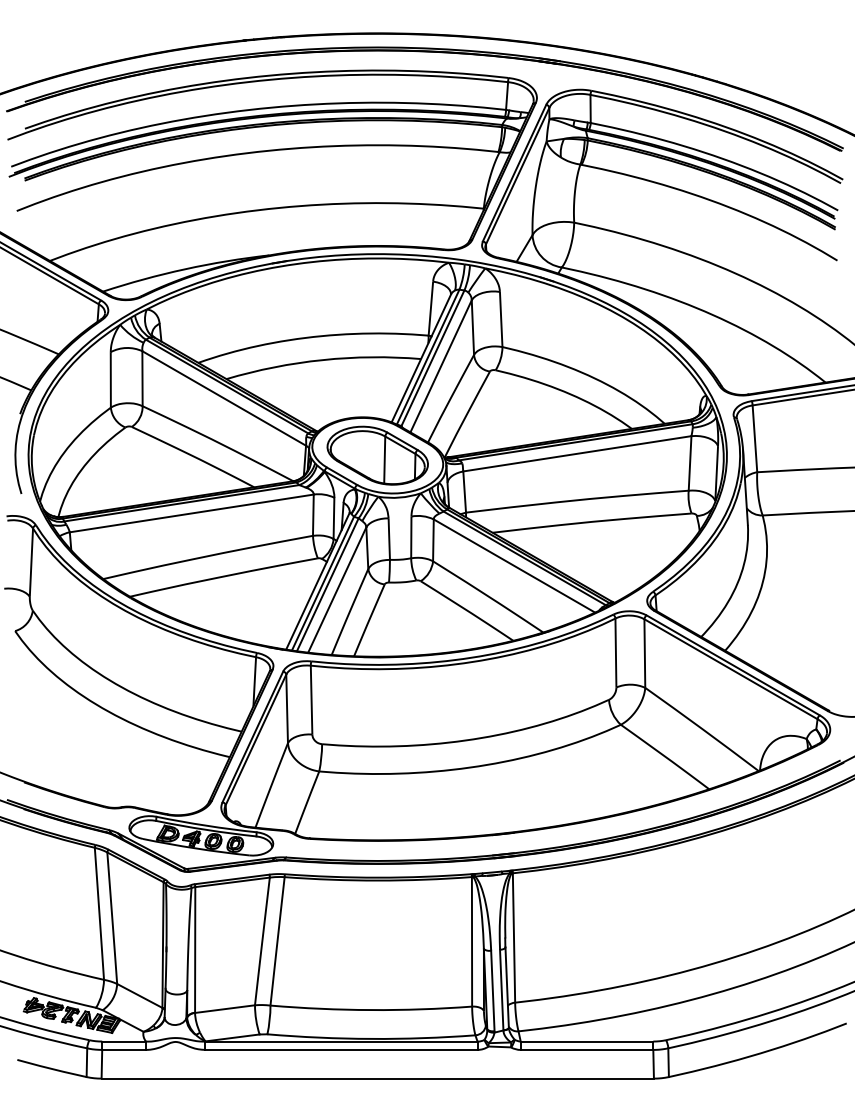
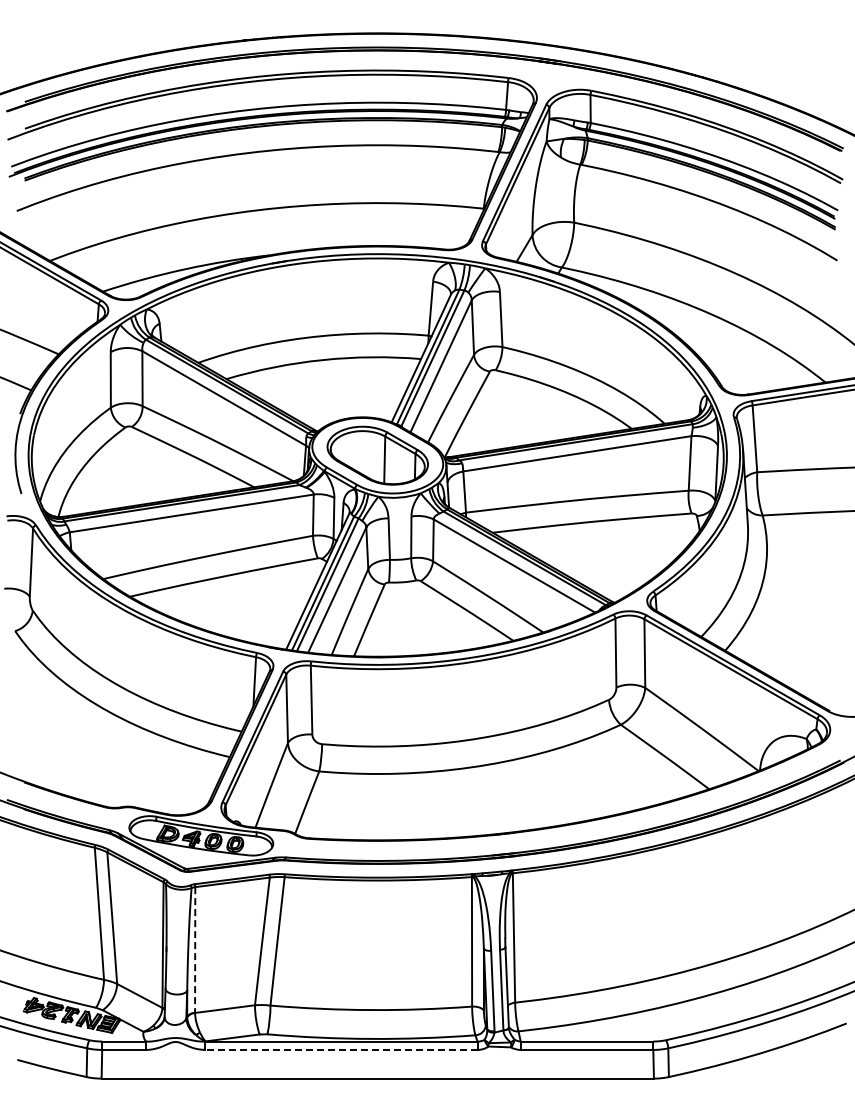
line: solid -> dashed (195, 949)
line: solid -> dashed (340, 1049)
